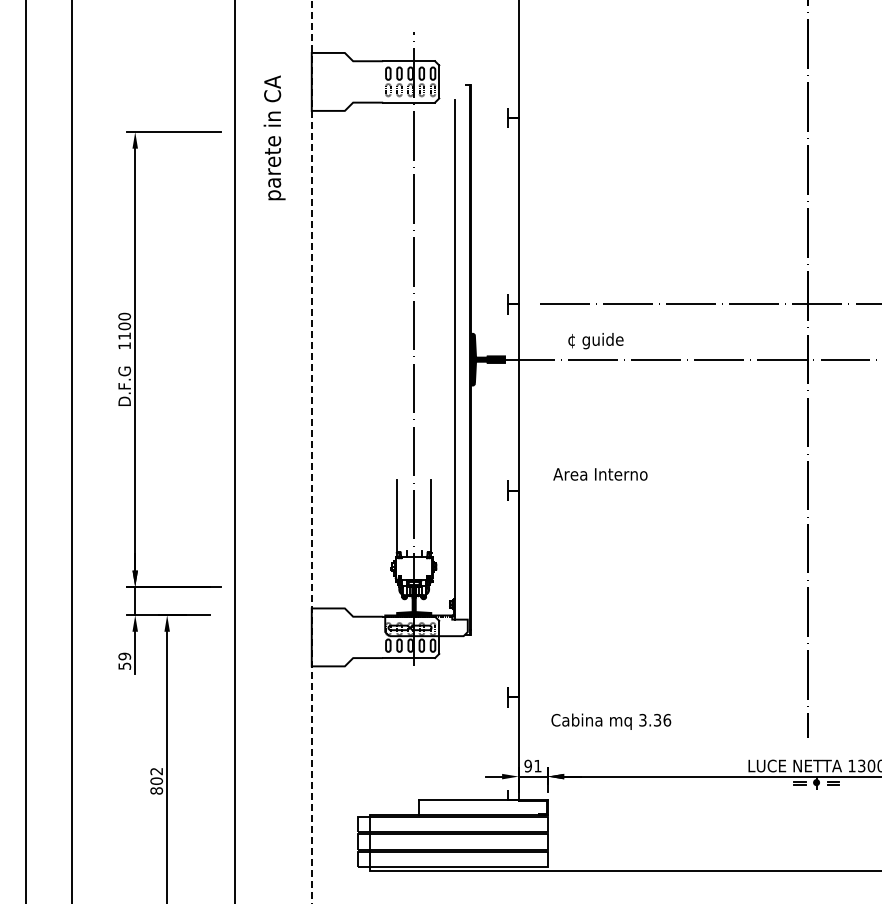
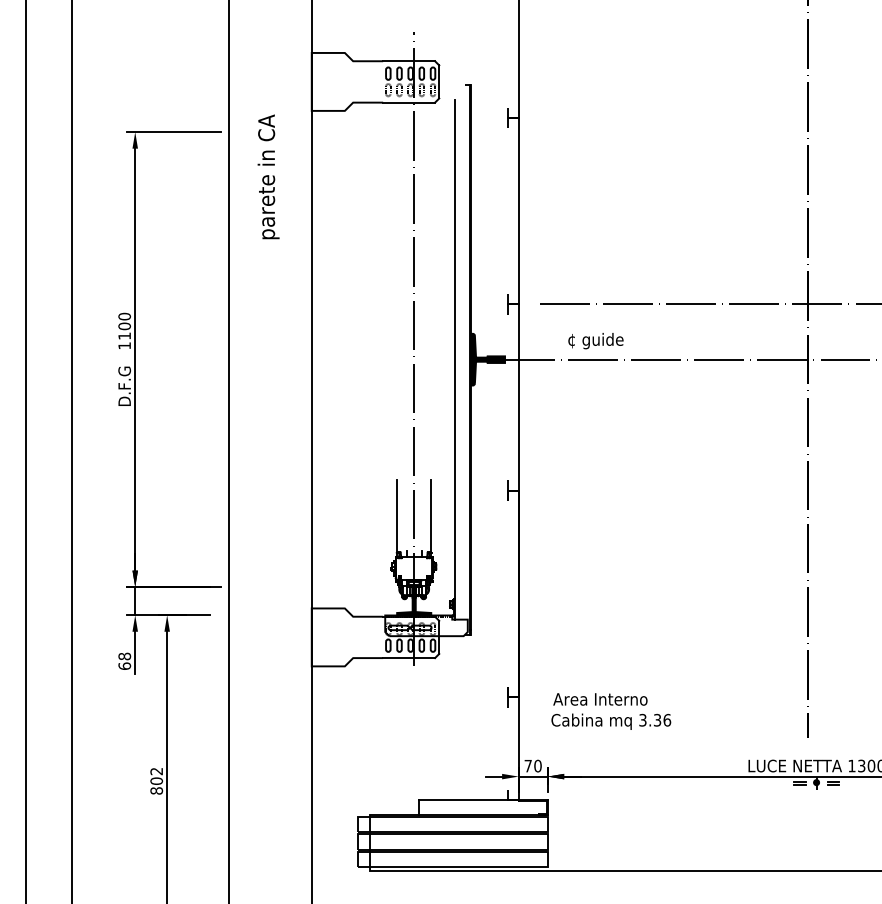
text position: (274, 137) -> (268, 176) (268, 176)
line position: (235, 451) -> (229, 451) (229, 451)
line: dashed -> solid (311, 452)
text position: (600, 474) -> (600, 699) (600, 699)
text: 59 -> 68 (124, 660)
text: 91 -> 70 (532, 765)
